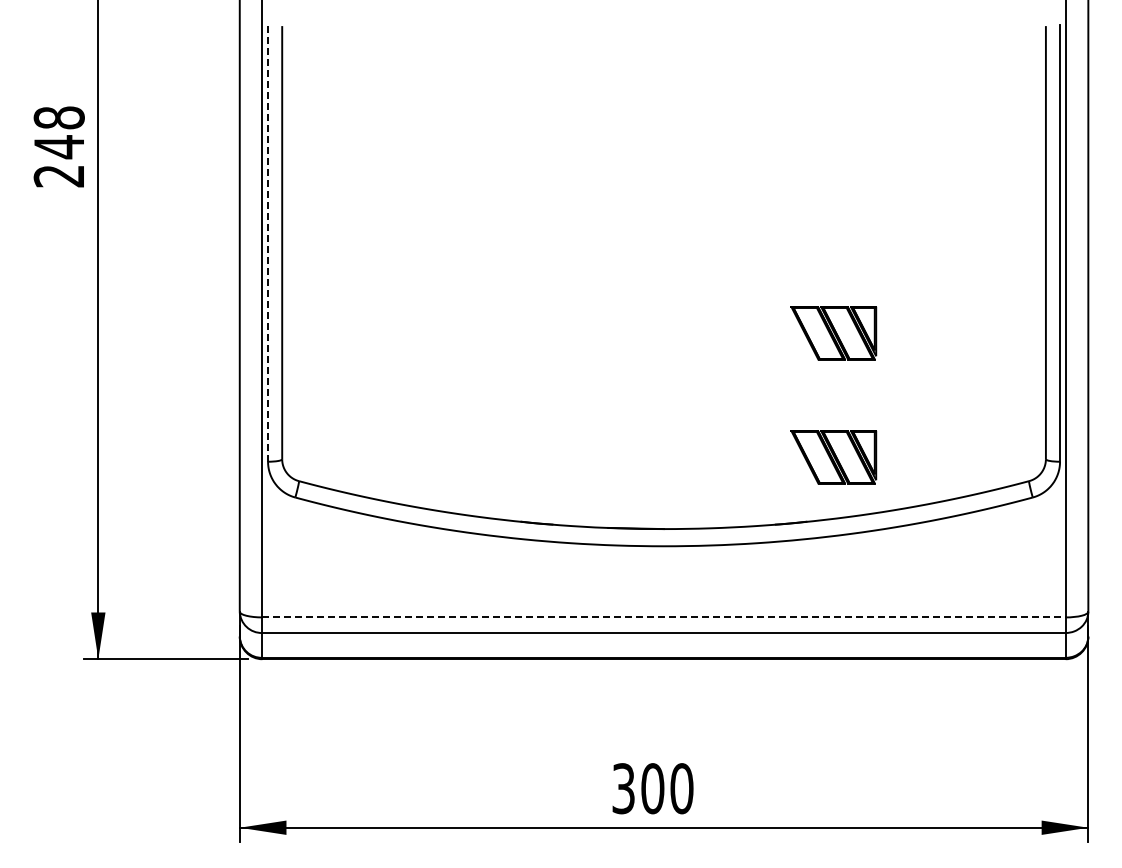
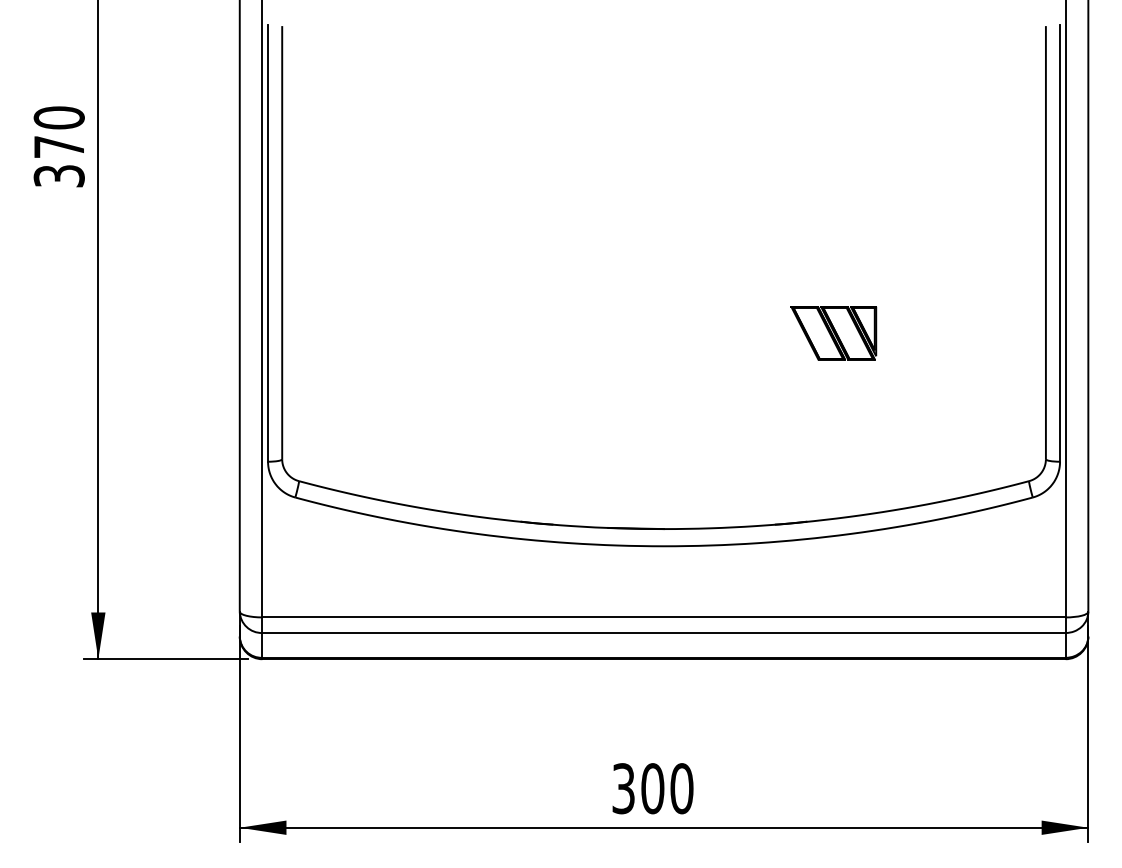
text: 248 -> 370 (58, 146)
line: dashed -> solid (268, 243)
part: present -> none (833, 457)
line: dashed -> solid (664, 617)
